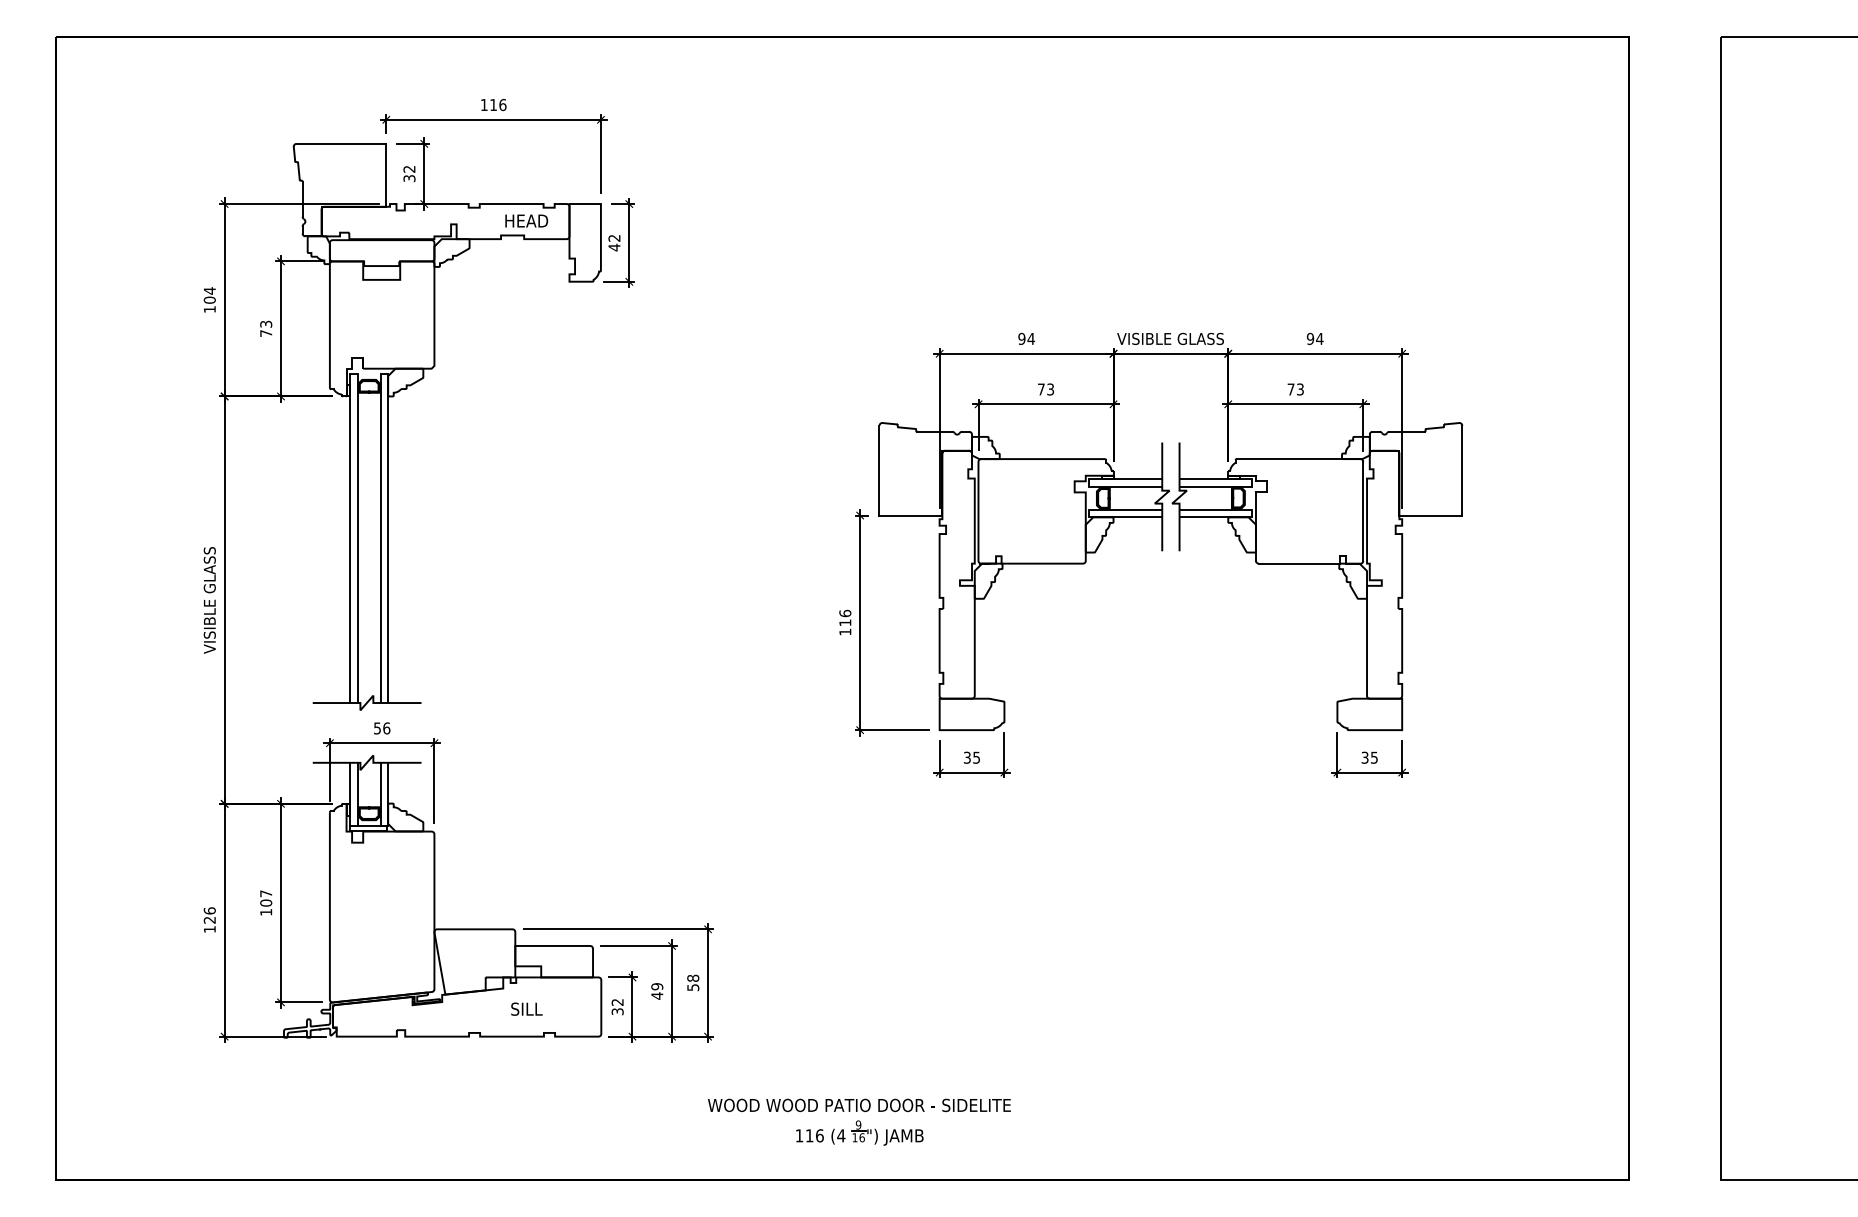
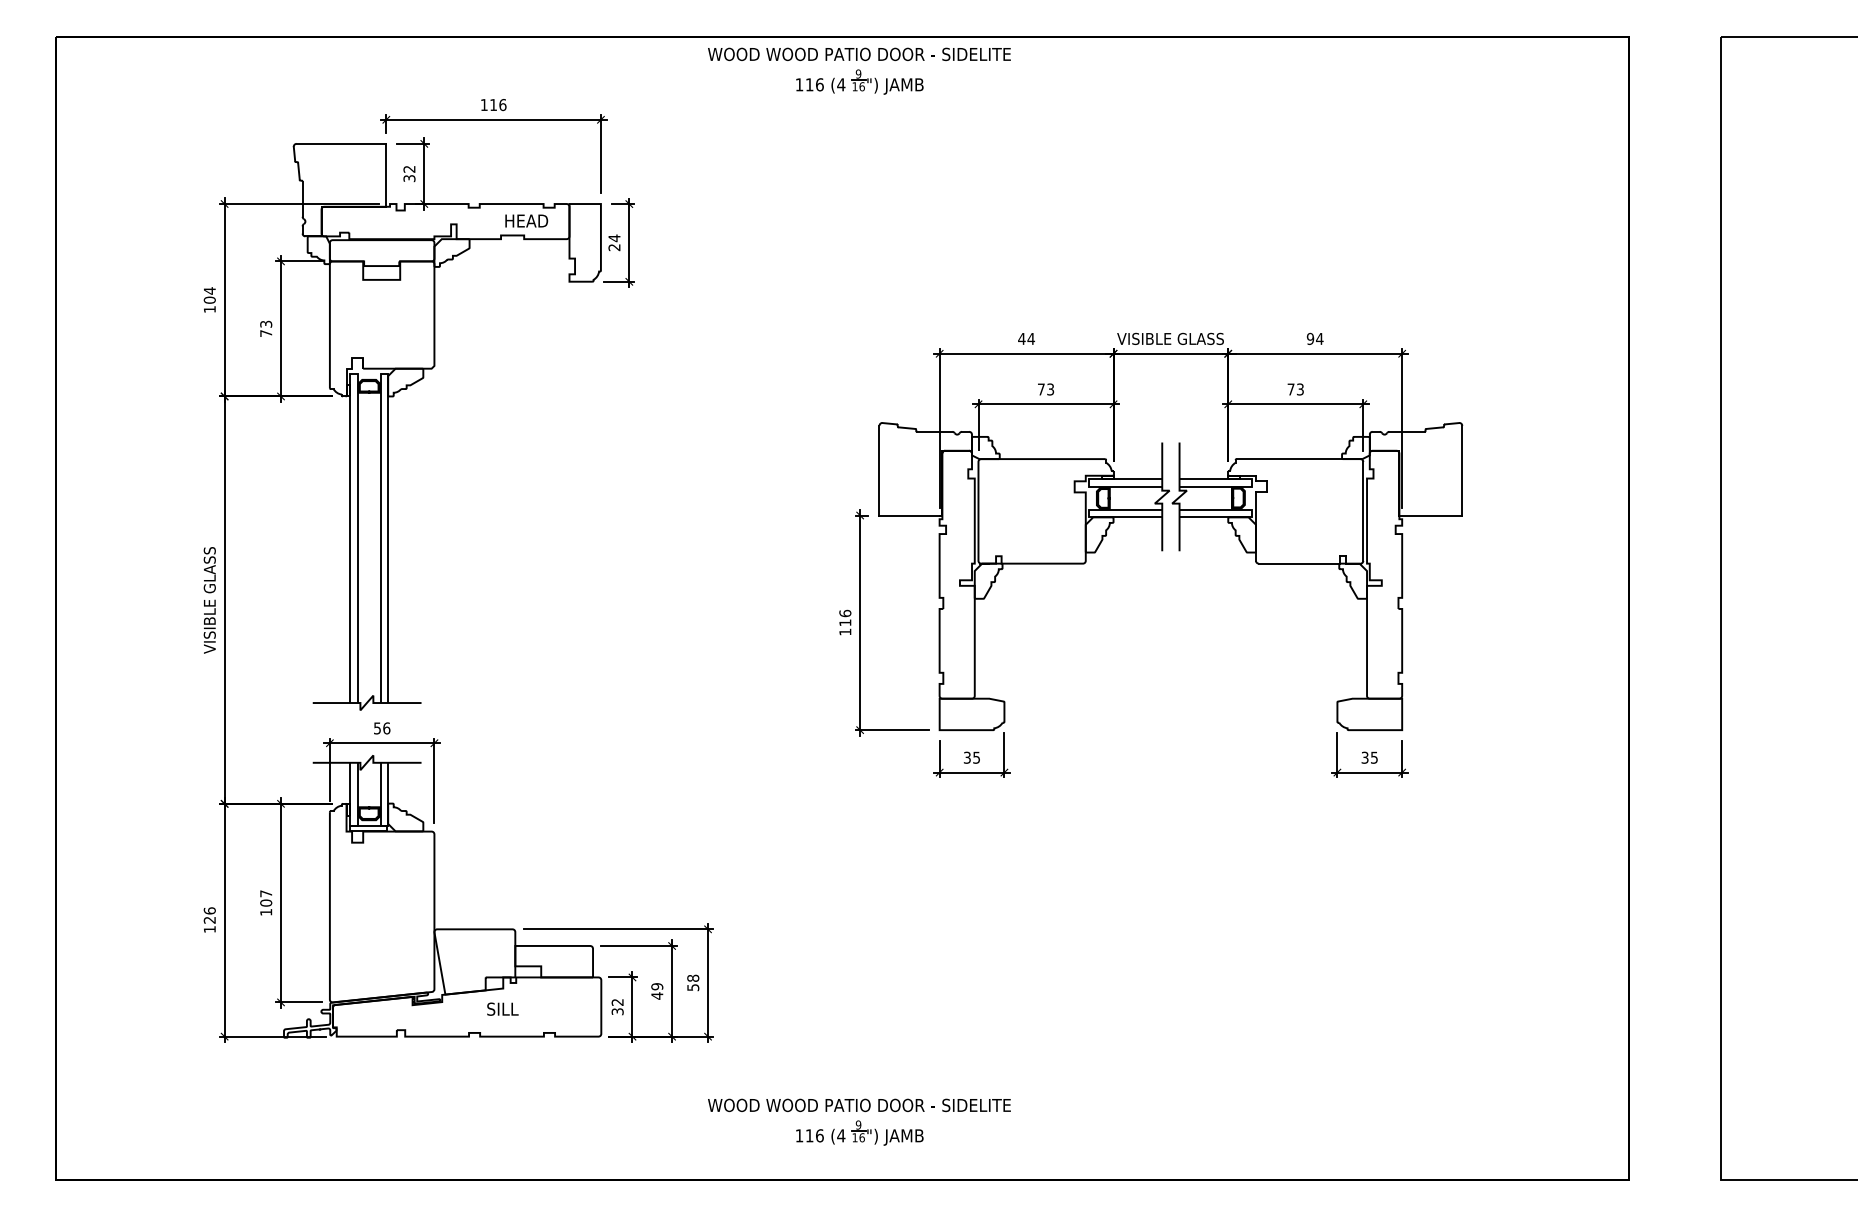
part: none -> present (859, 70)
text: 42 -> 24 (614, 242)
text: 94 -> 44 (1021, 338)
text position: (526, 1008) -> (502, 1008) (502, 1008)
